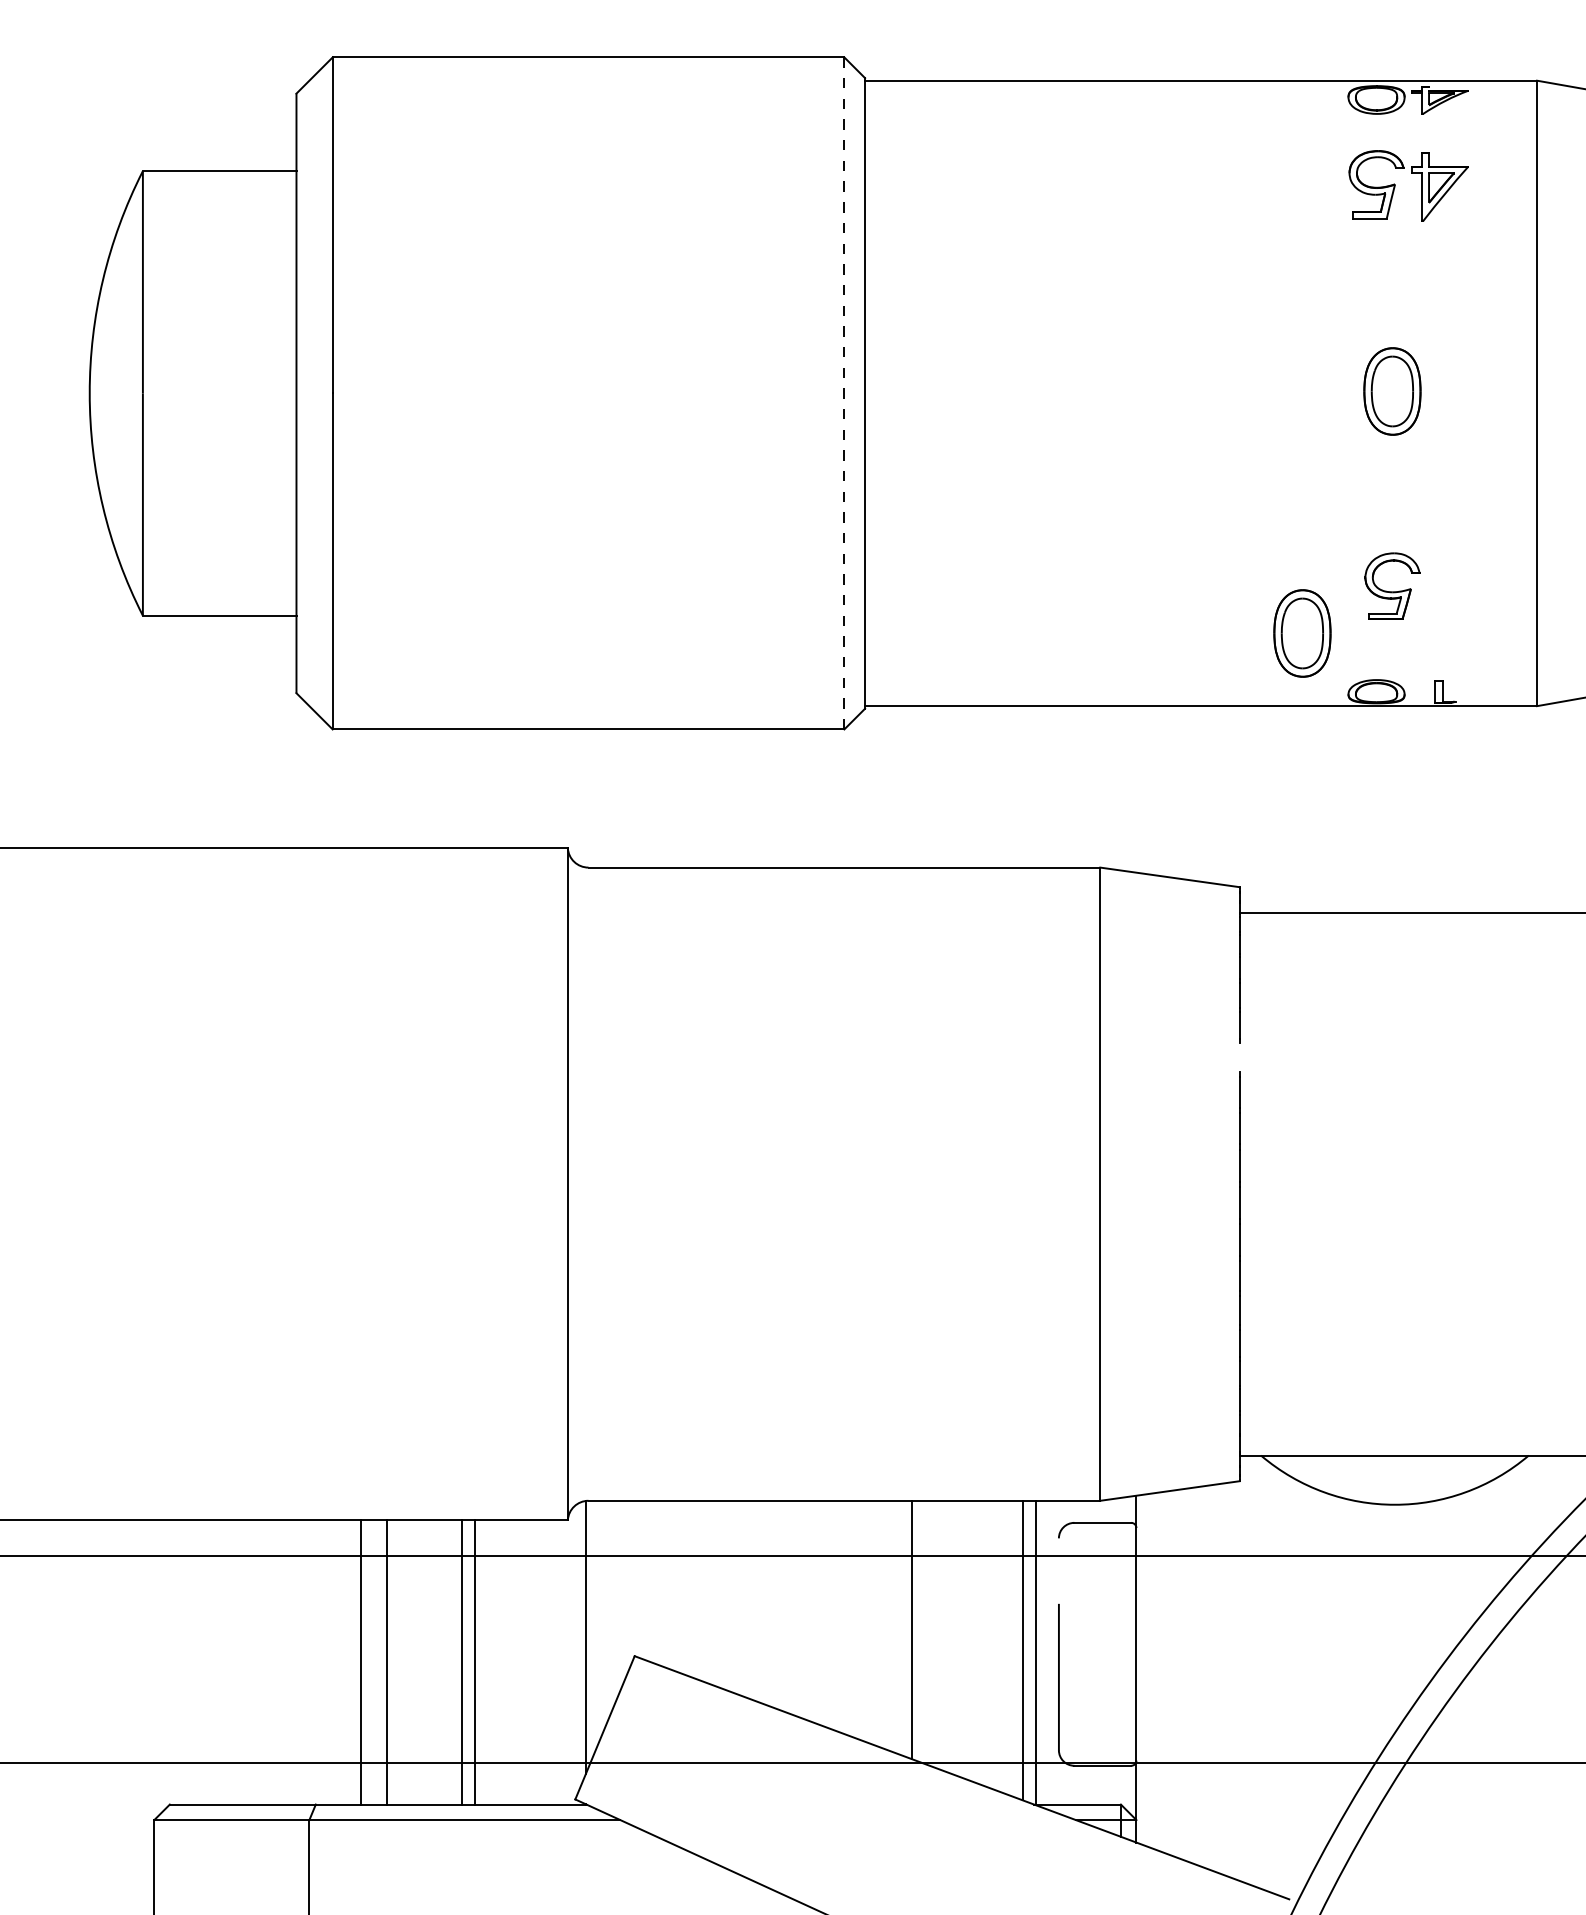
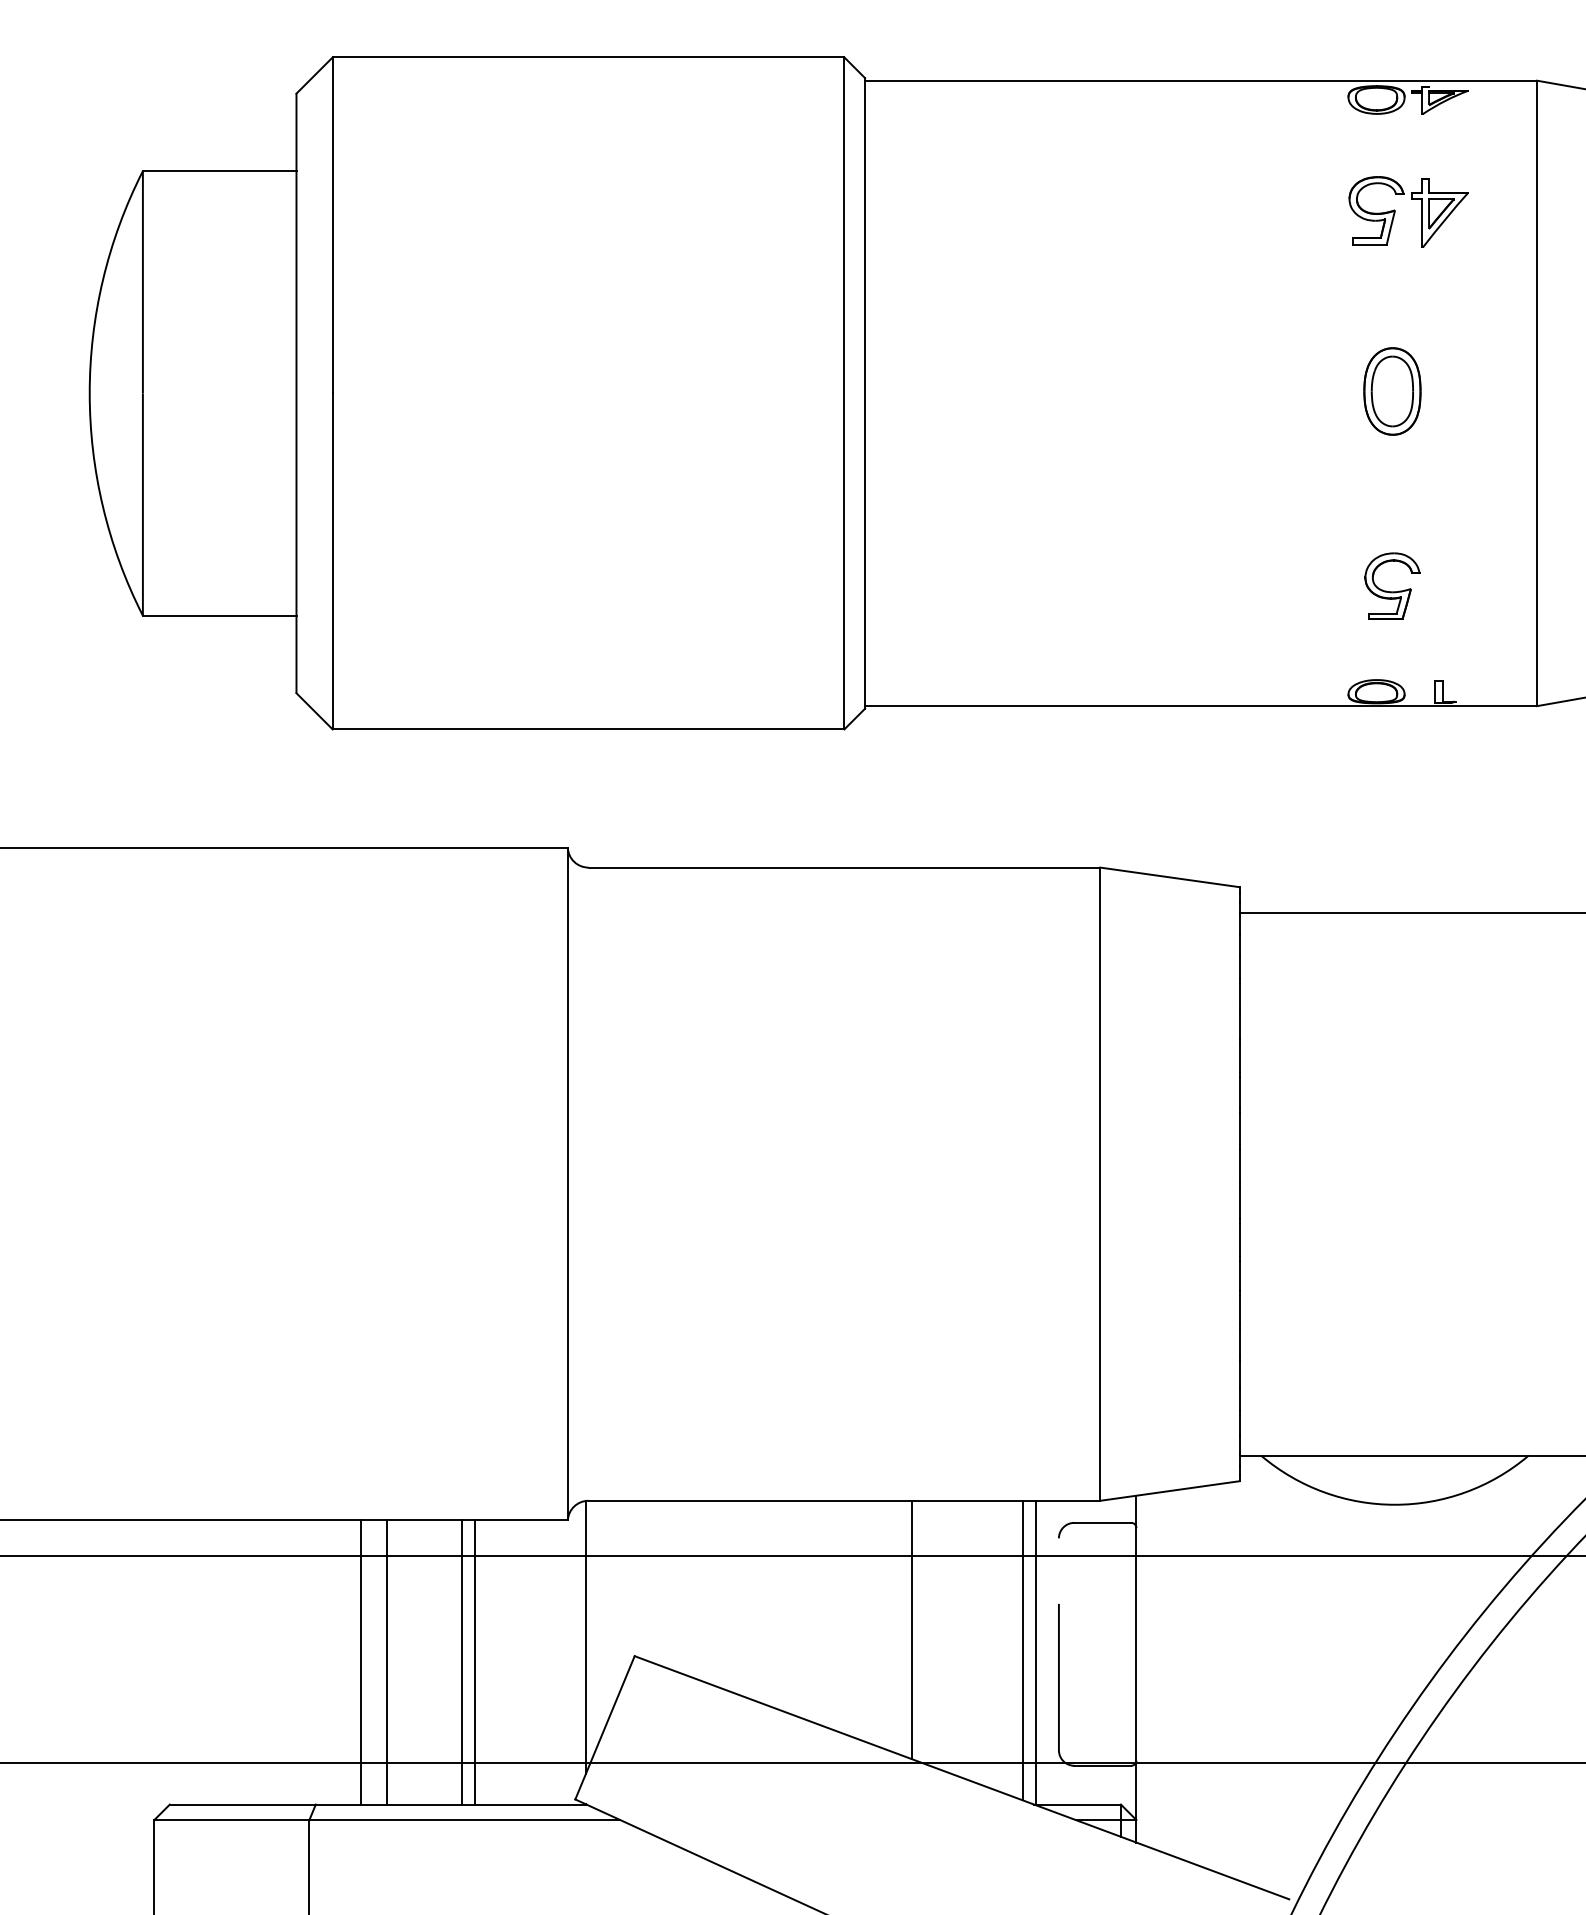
part position: (1411, 173) -> (1411, 199) (1411, 199)
line: dashed -> solid (844, 393)
part: present -> none (1302, 633)
line: none -> present (1239, 1057)
